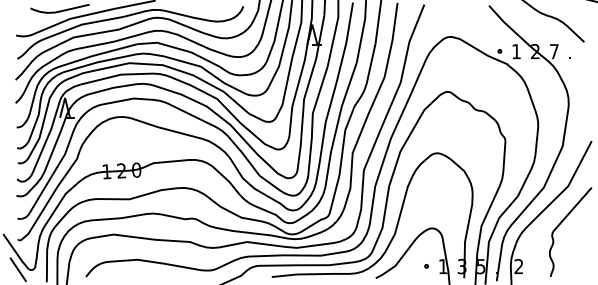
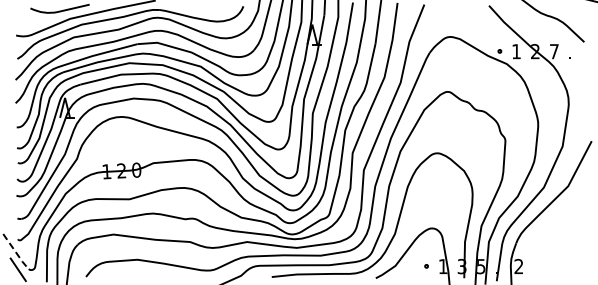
part: present -> none (562, 222)
line: solid -> dashed (16, 253)
